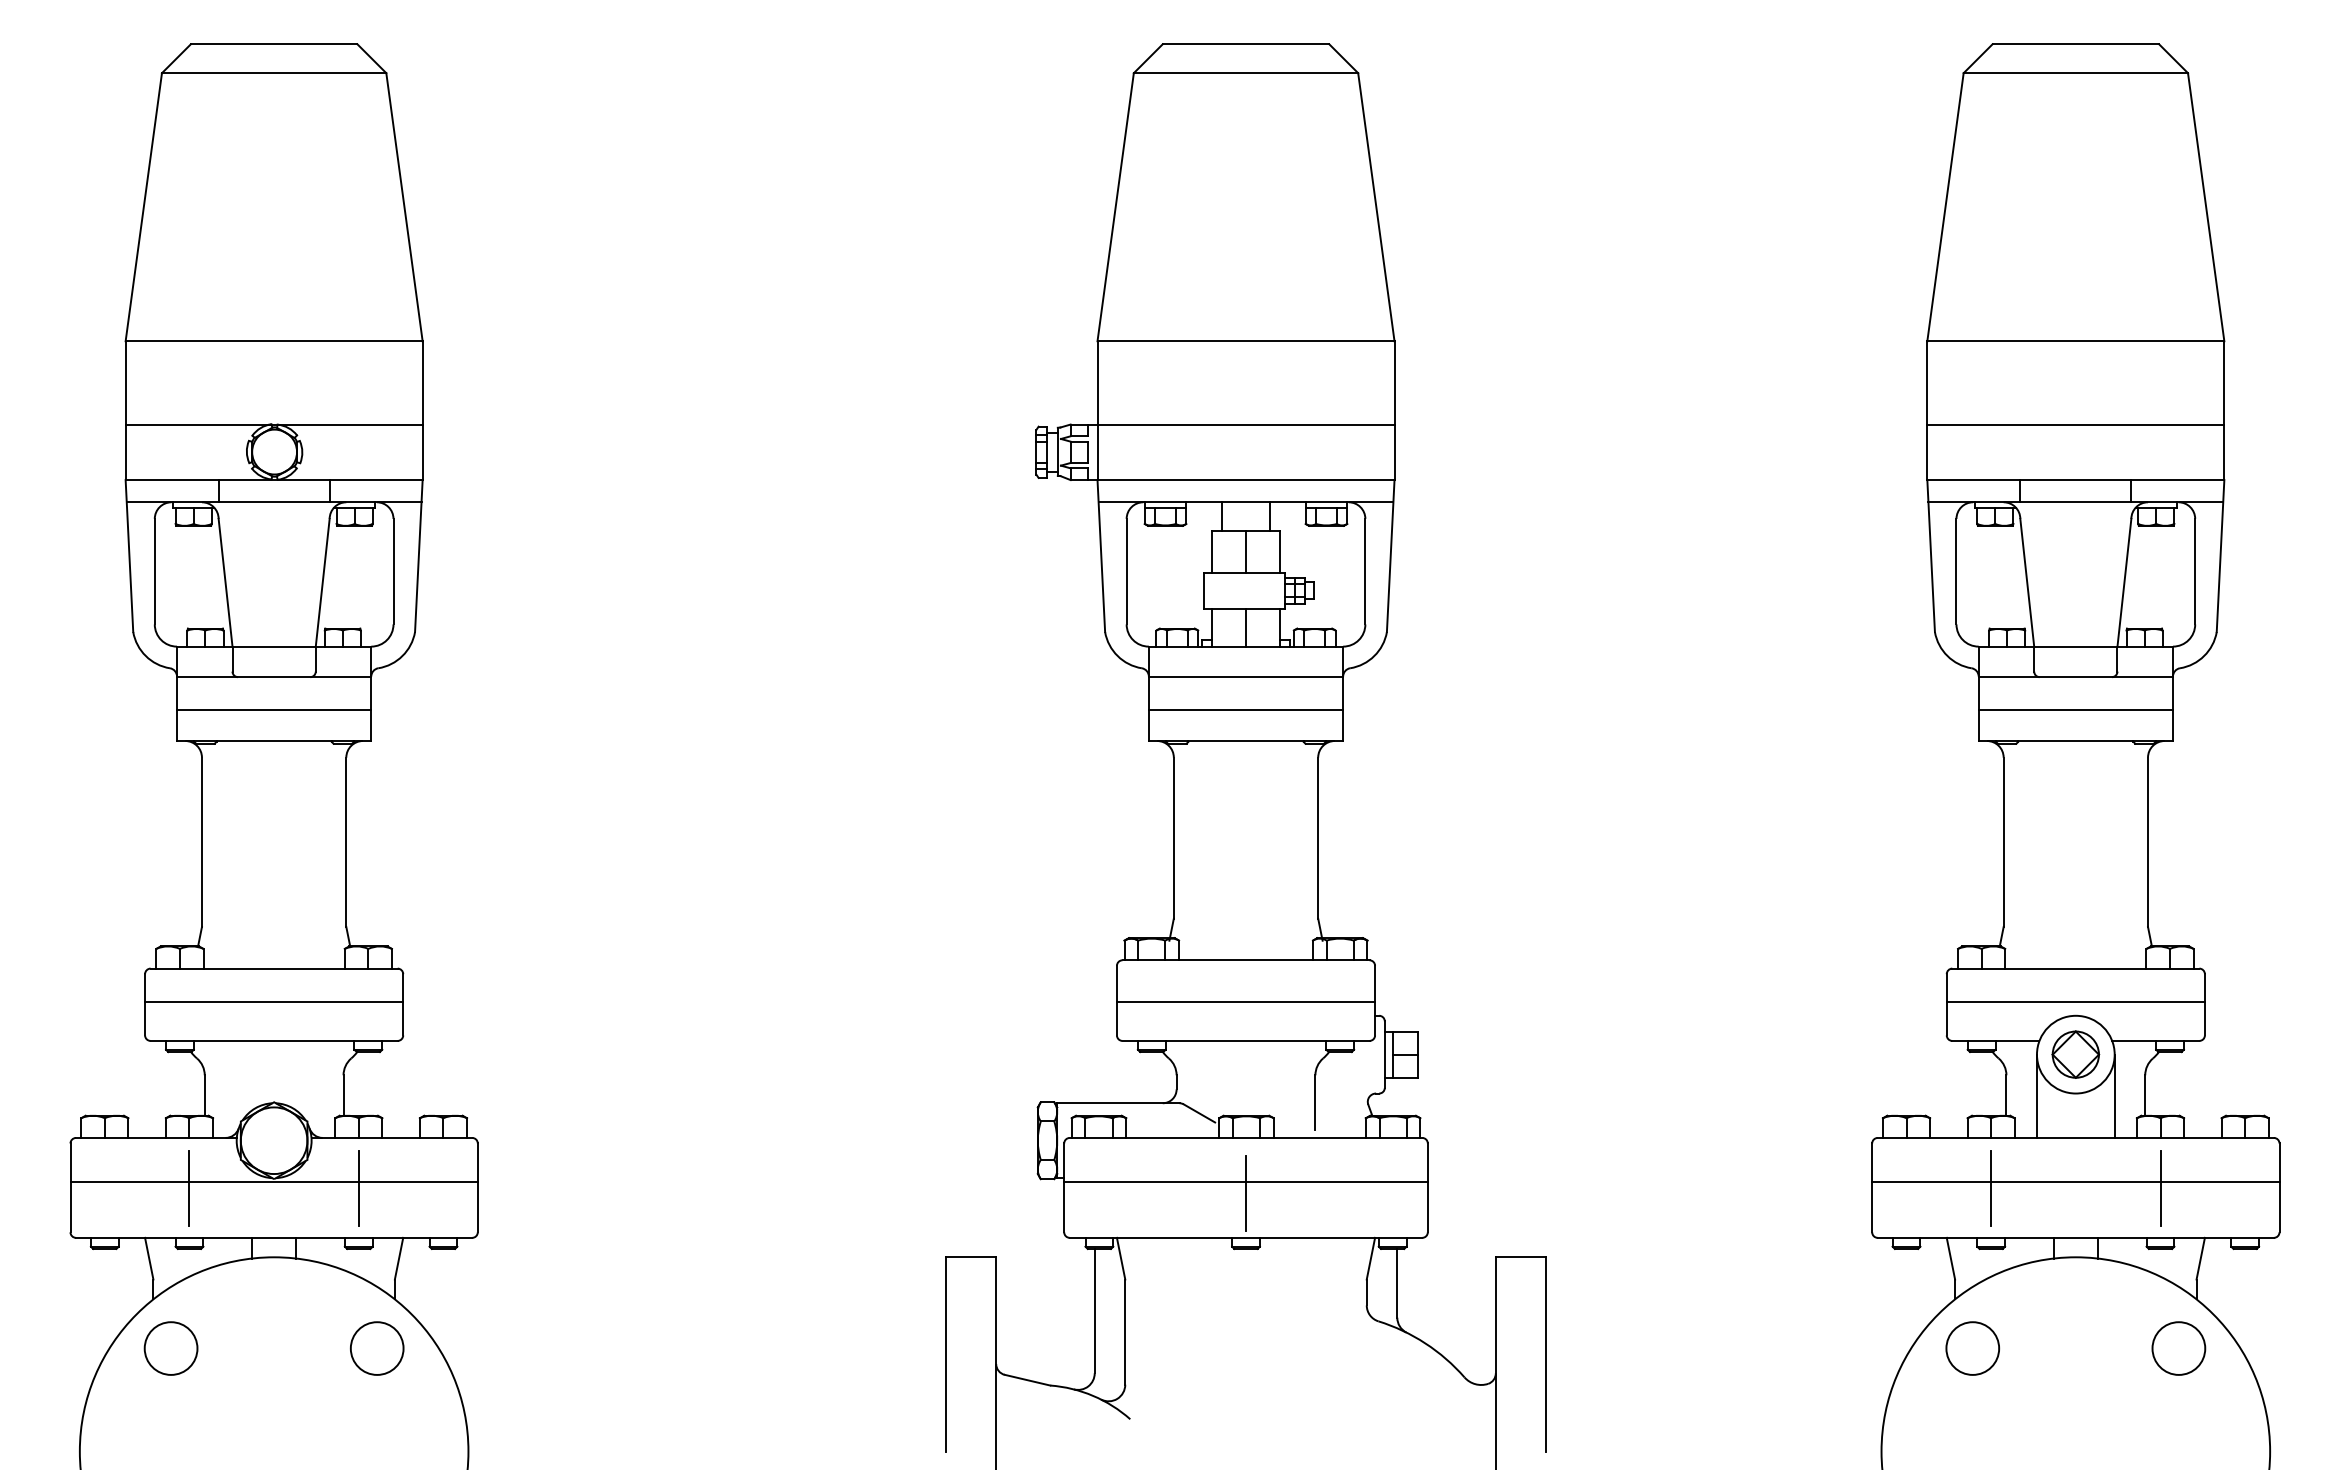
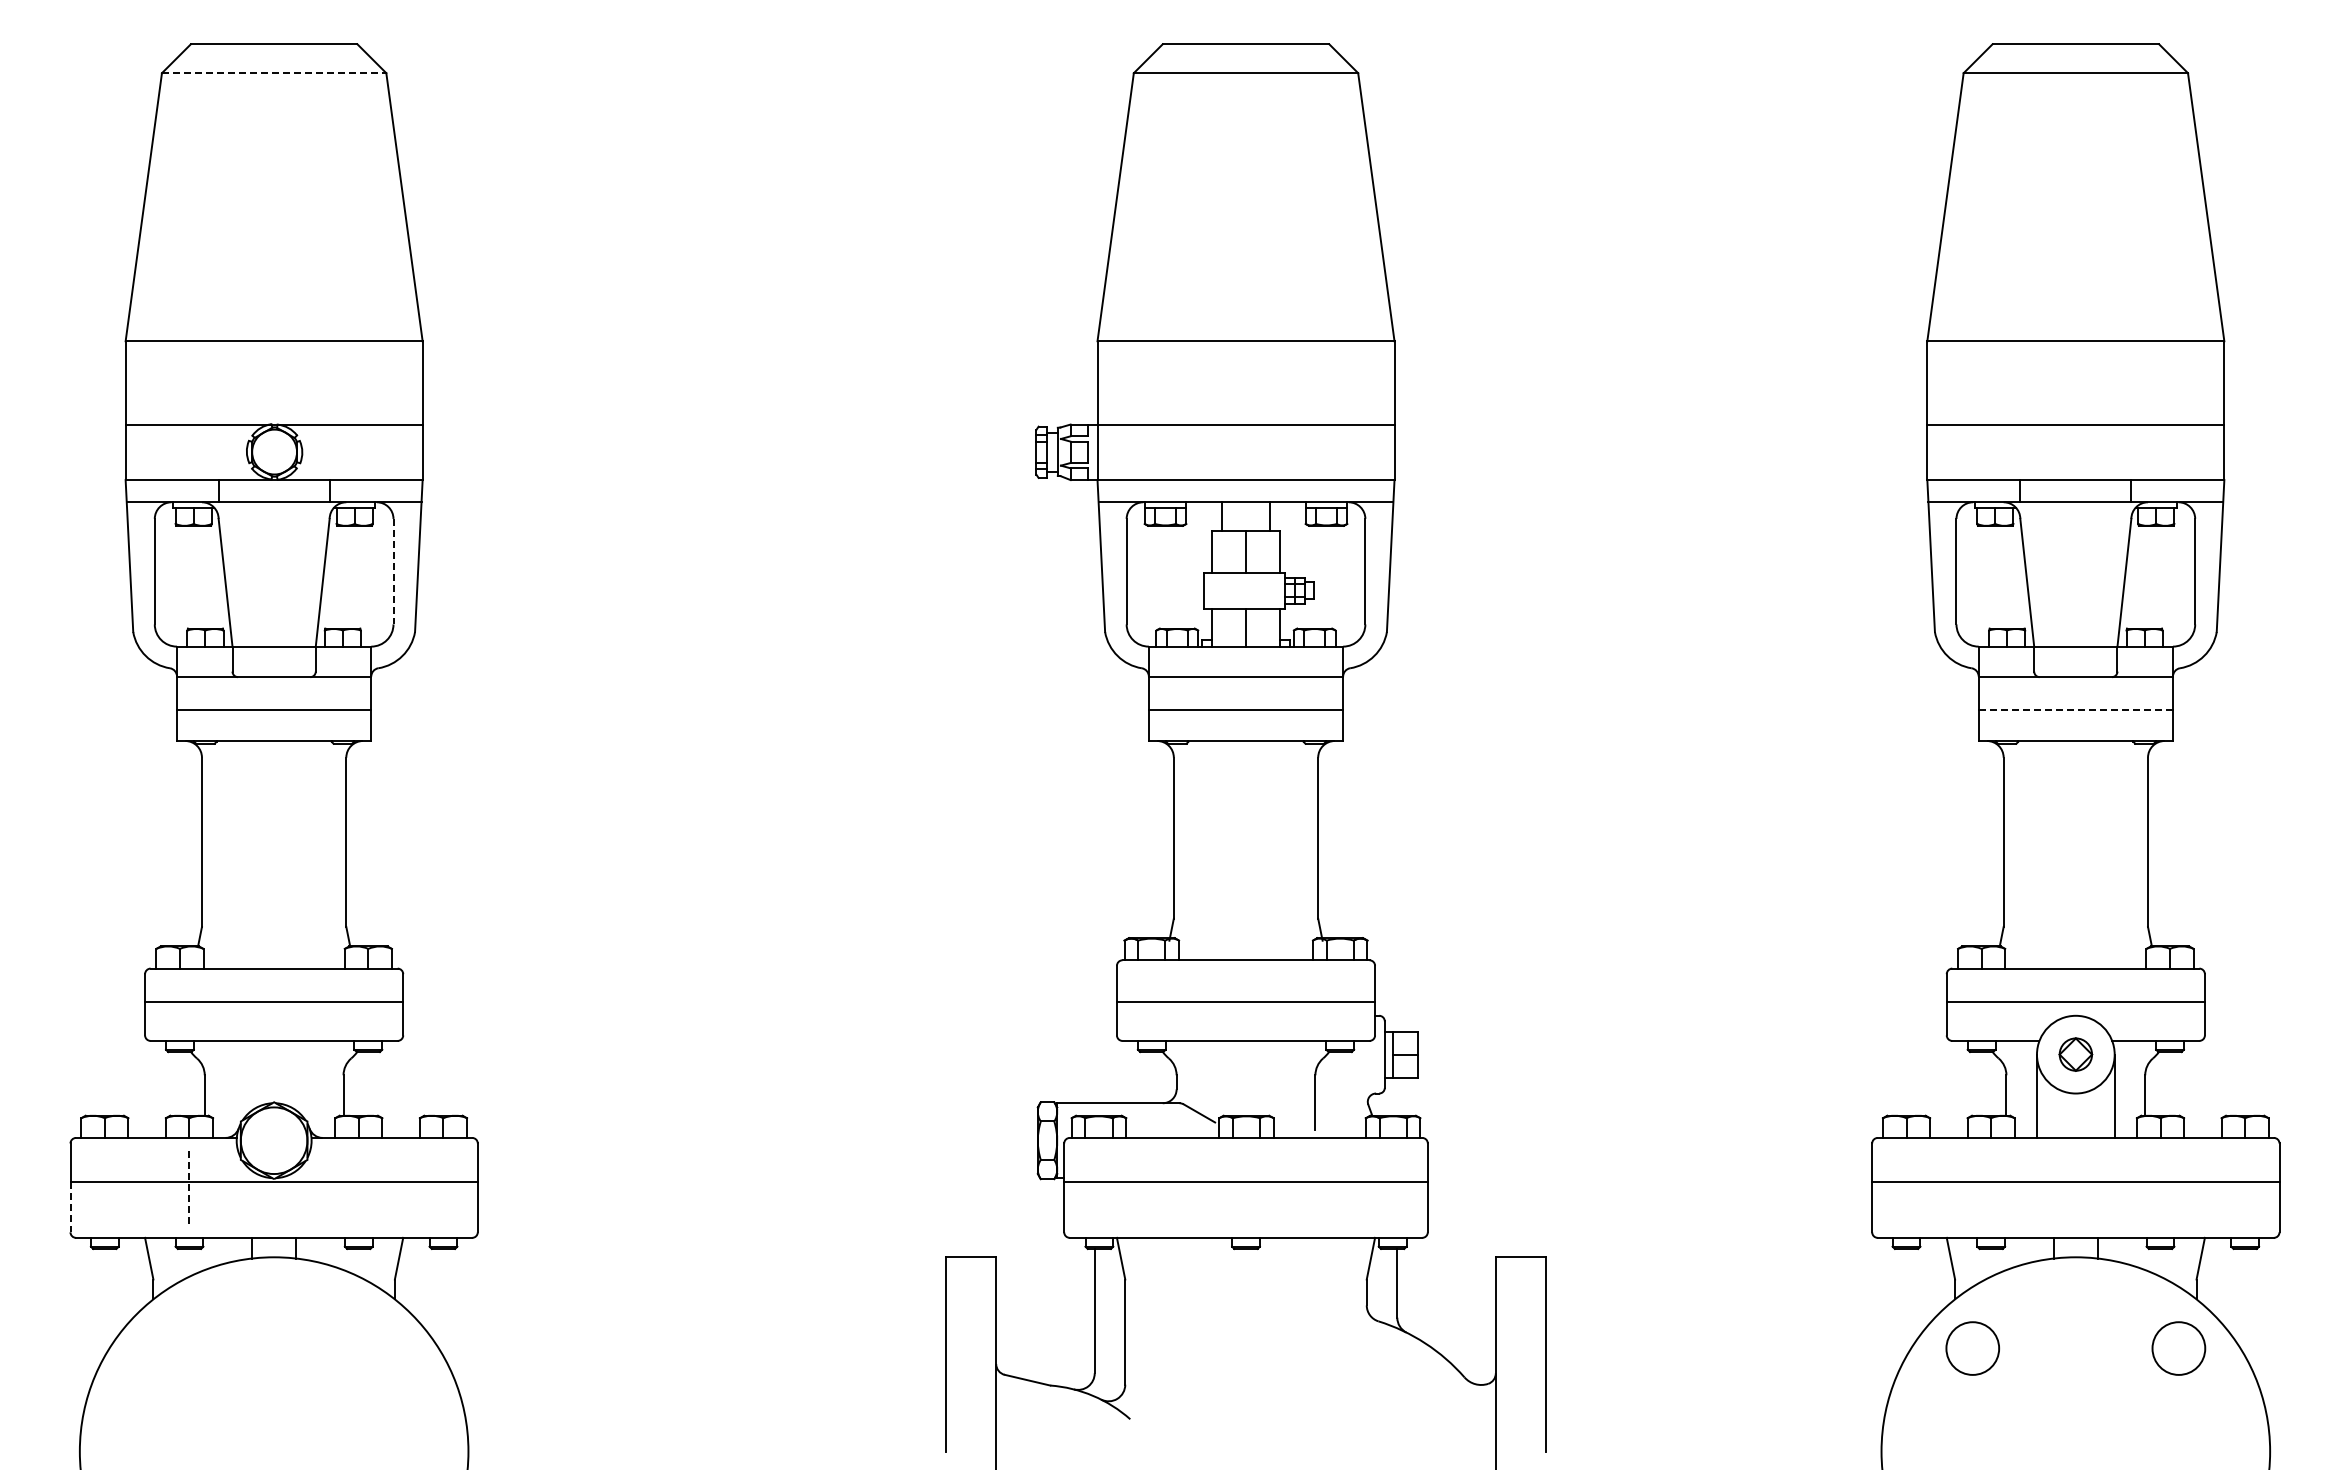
line: solid -> dashed (274, 73)
line: solid -> dashed (393, 571)
line: solid -> dashed (2076, 710)
part size: 50x49 px -> 36x35 px (2075, 1054)
line: solid -> dashed (189, 1188)
line: present -> none (358, 1188)
line: present -> none (1991, 1188)
line: present -> none (2160, 1188)
line: present -> none (1246, 1192)
line: solid -> dashed (70, 1207)
circle: present -> none (170, 1348)
circle: present -> none (377, 1348)
